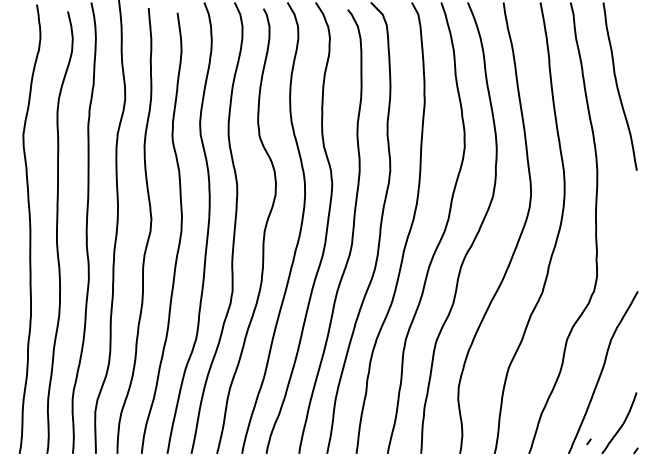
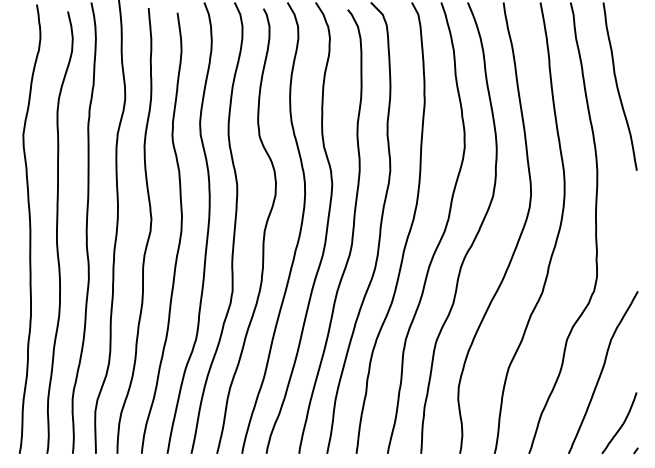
line: present -> none (588, 441)
